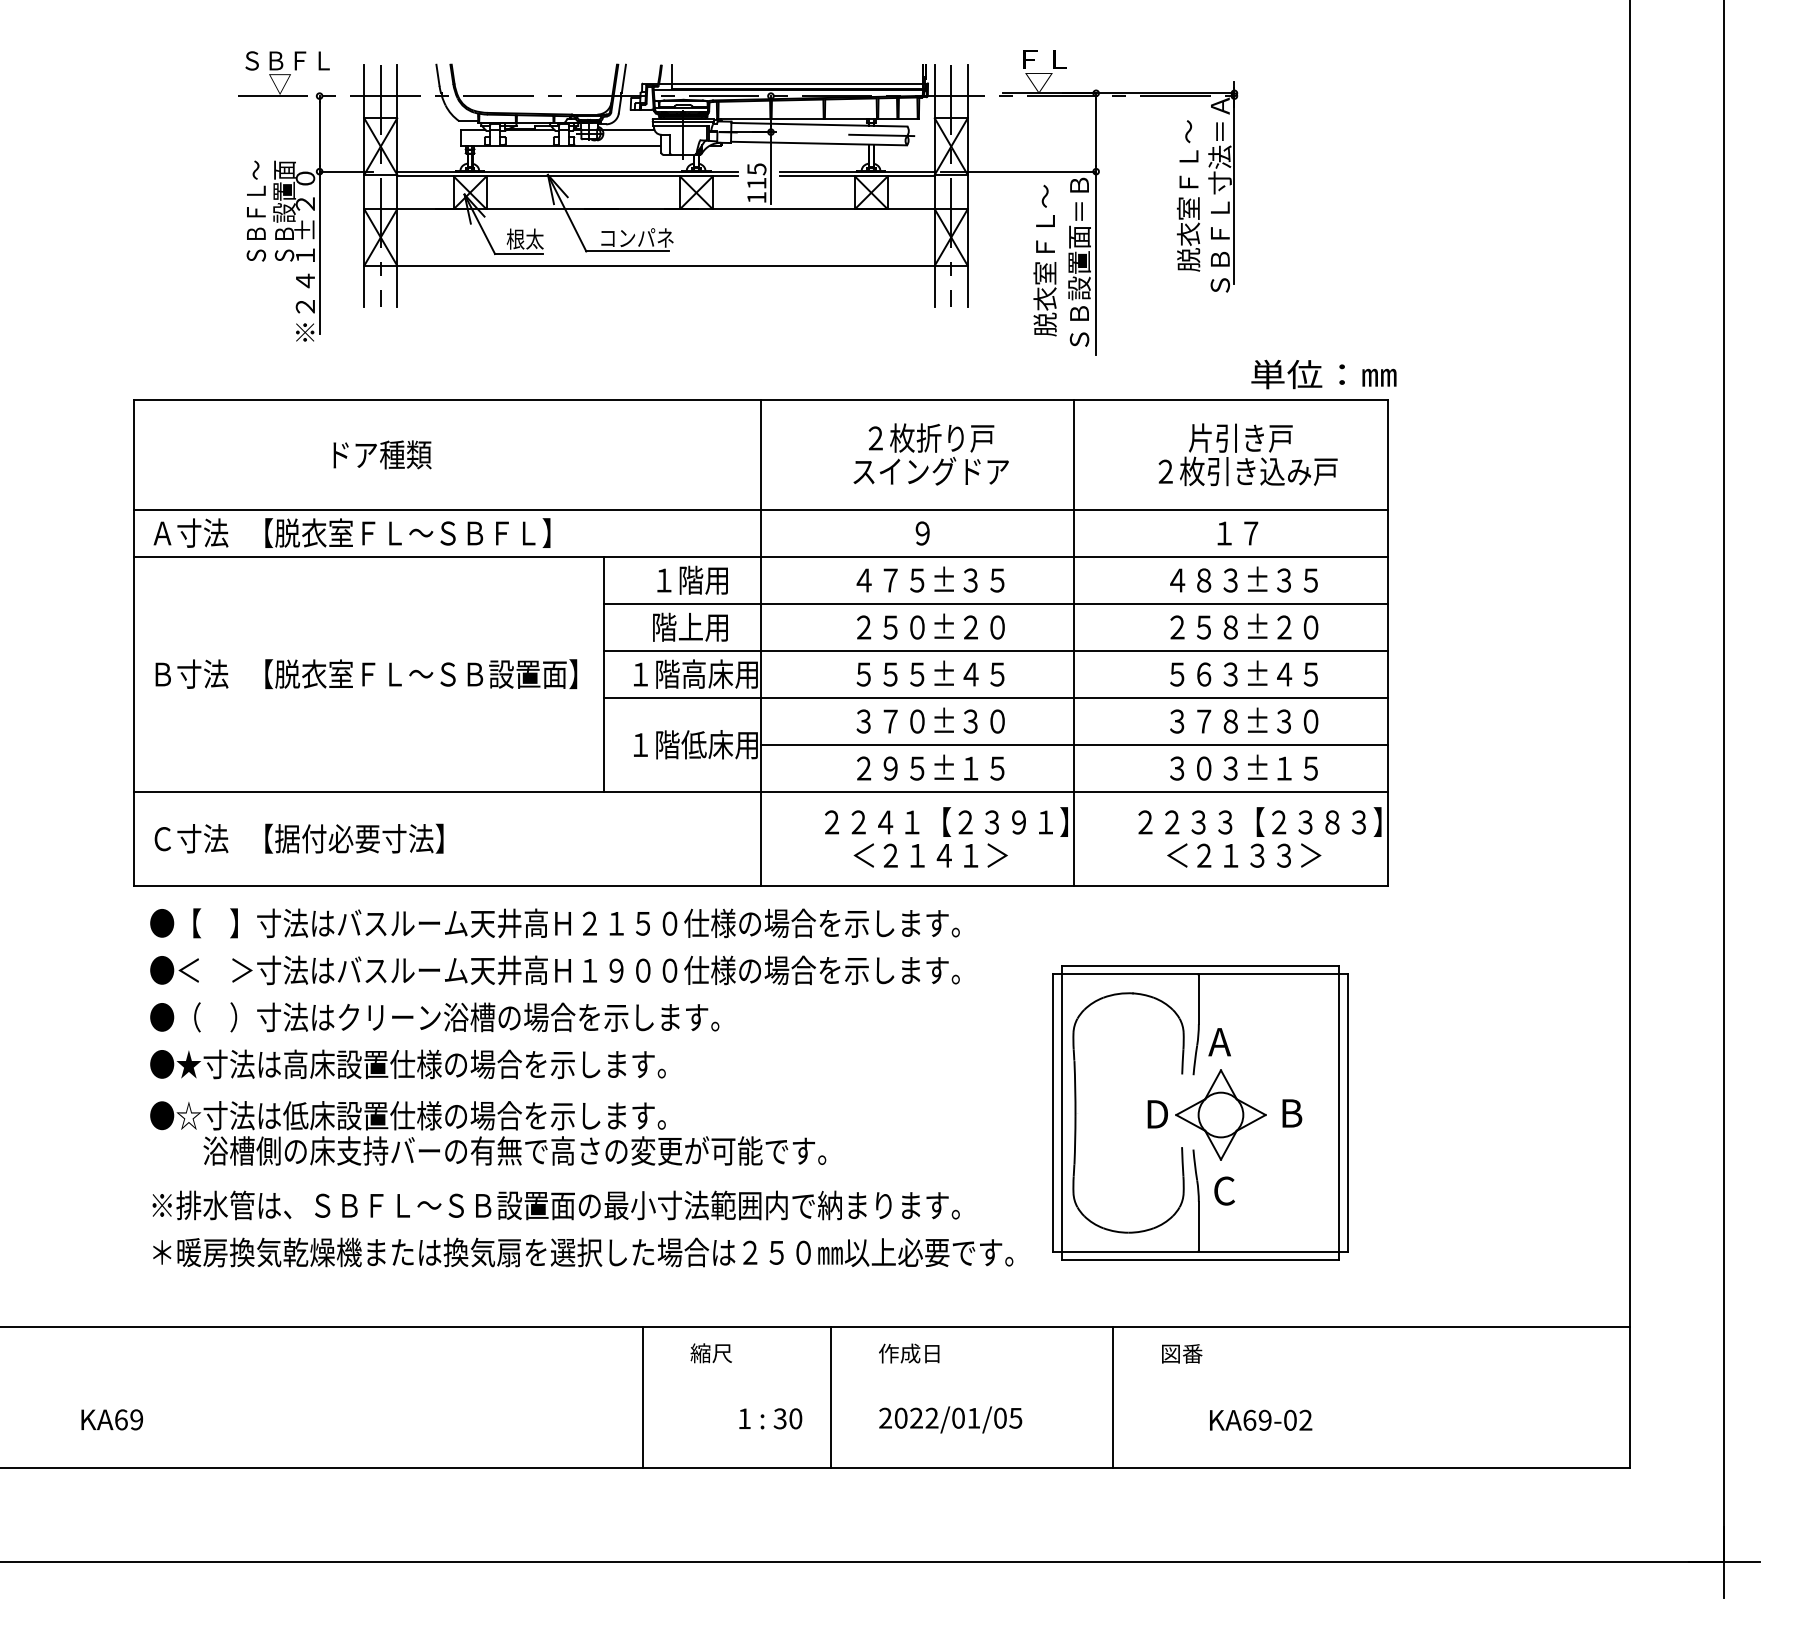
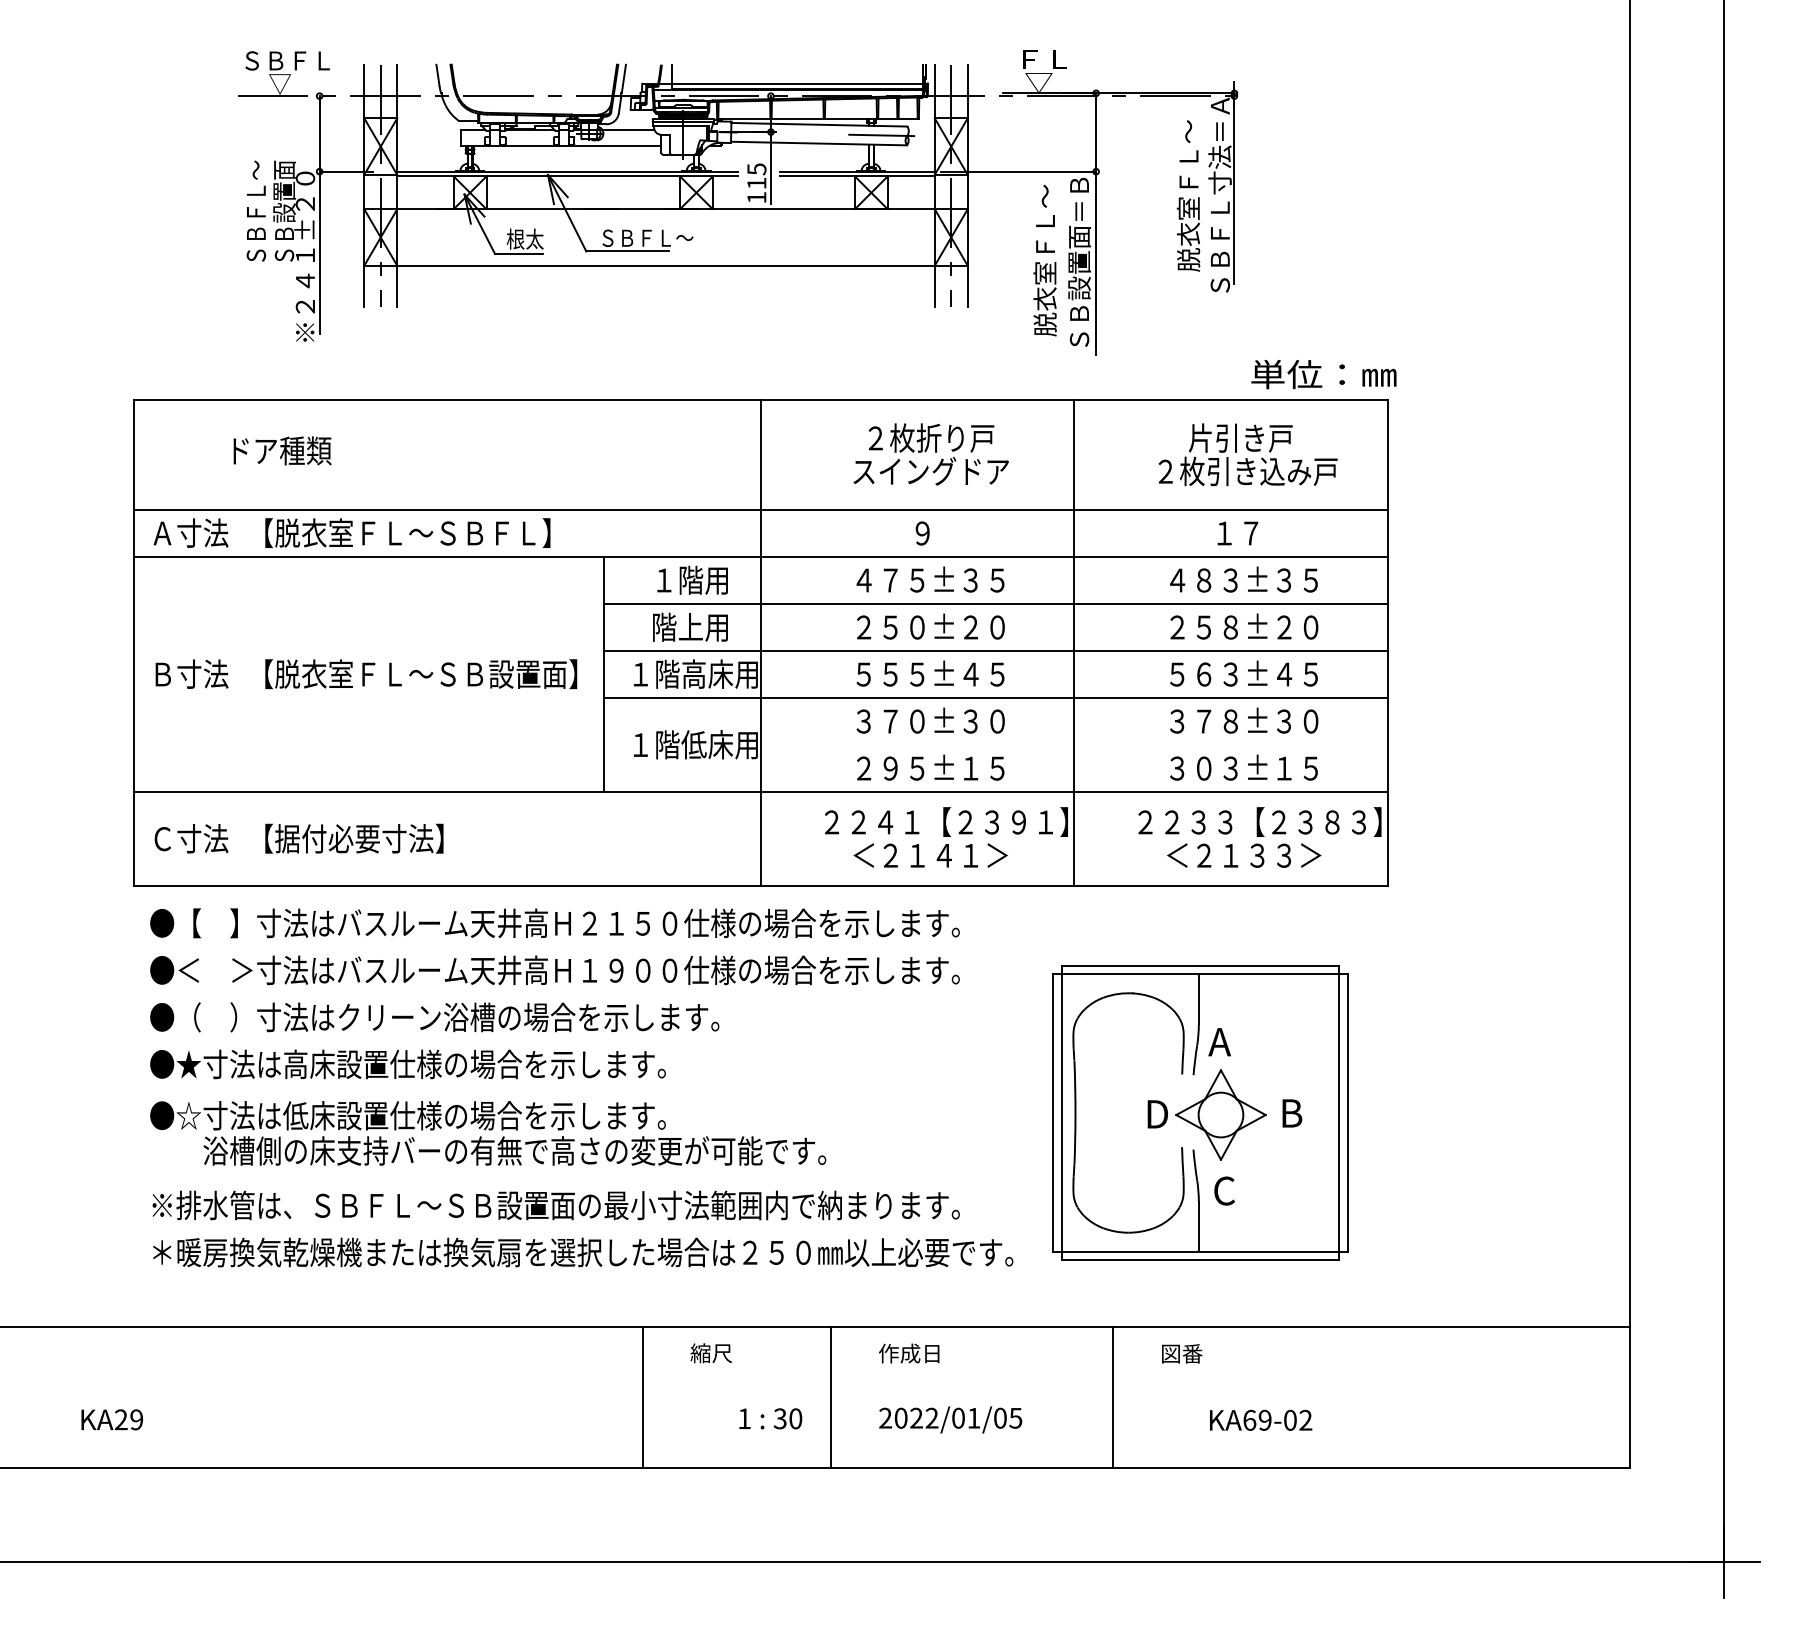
text: コンパネ -> ＳＢＦＬ～ (647, 237)
text position: (382, 454) -> (282, 450) (282, 450)
line: present -> none (1074, 745)
text: KA69 -> KA29 (120, 1419)
